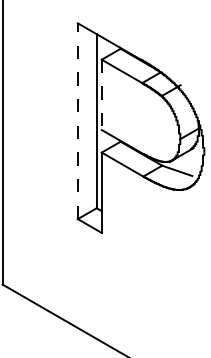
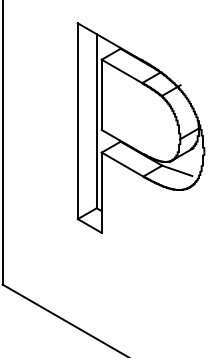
line: dashed -> solid (101, 95)
line: dashed -> solid (77, 121)
